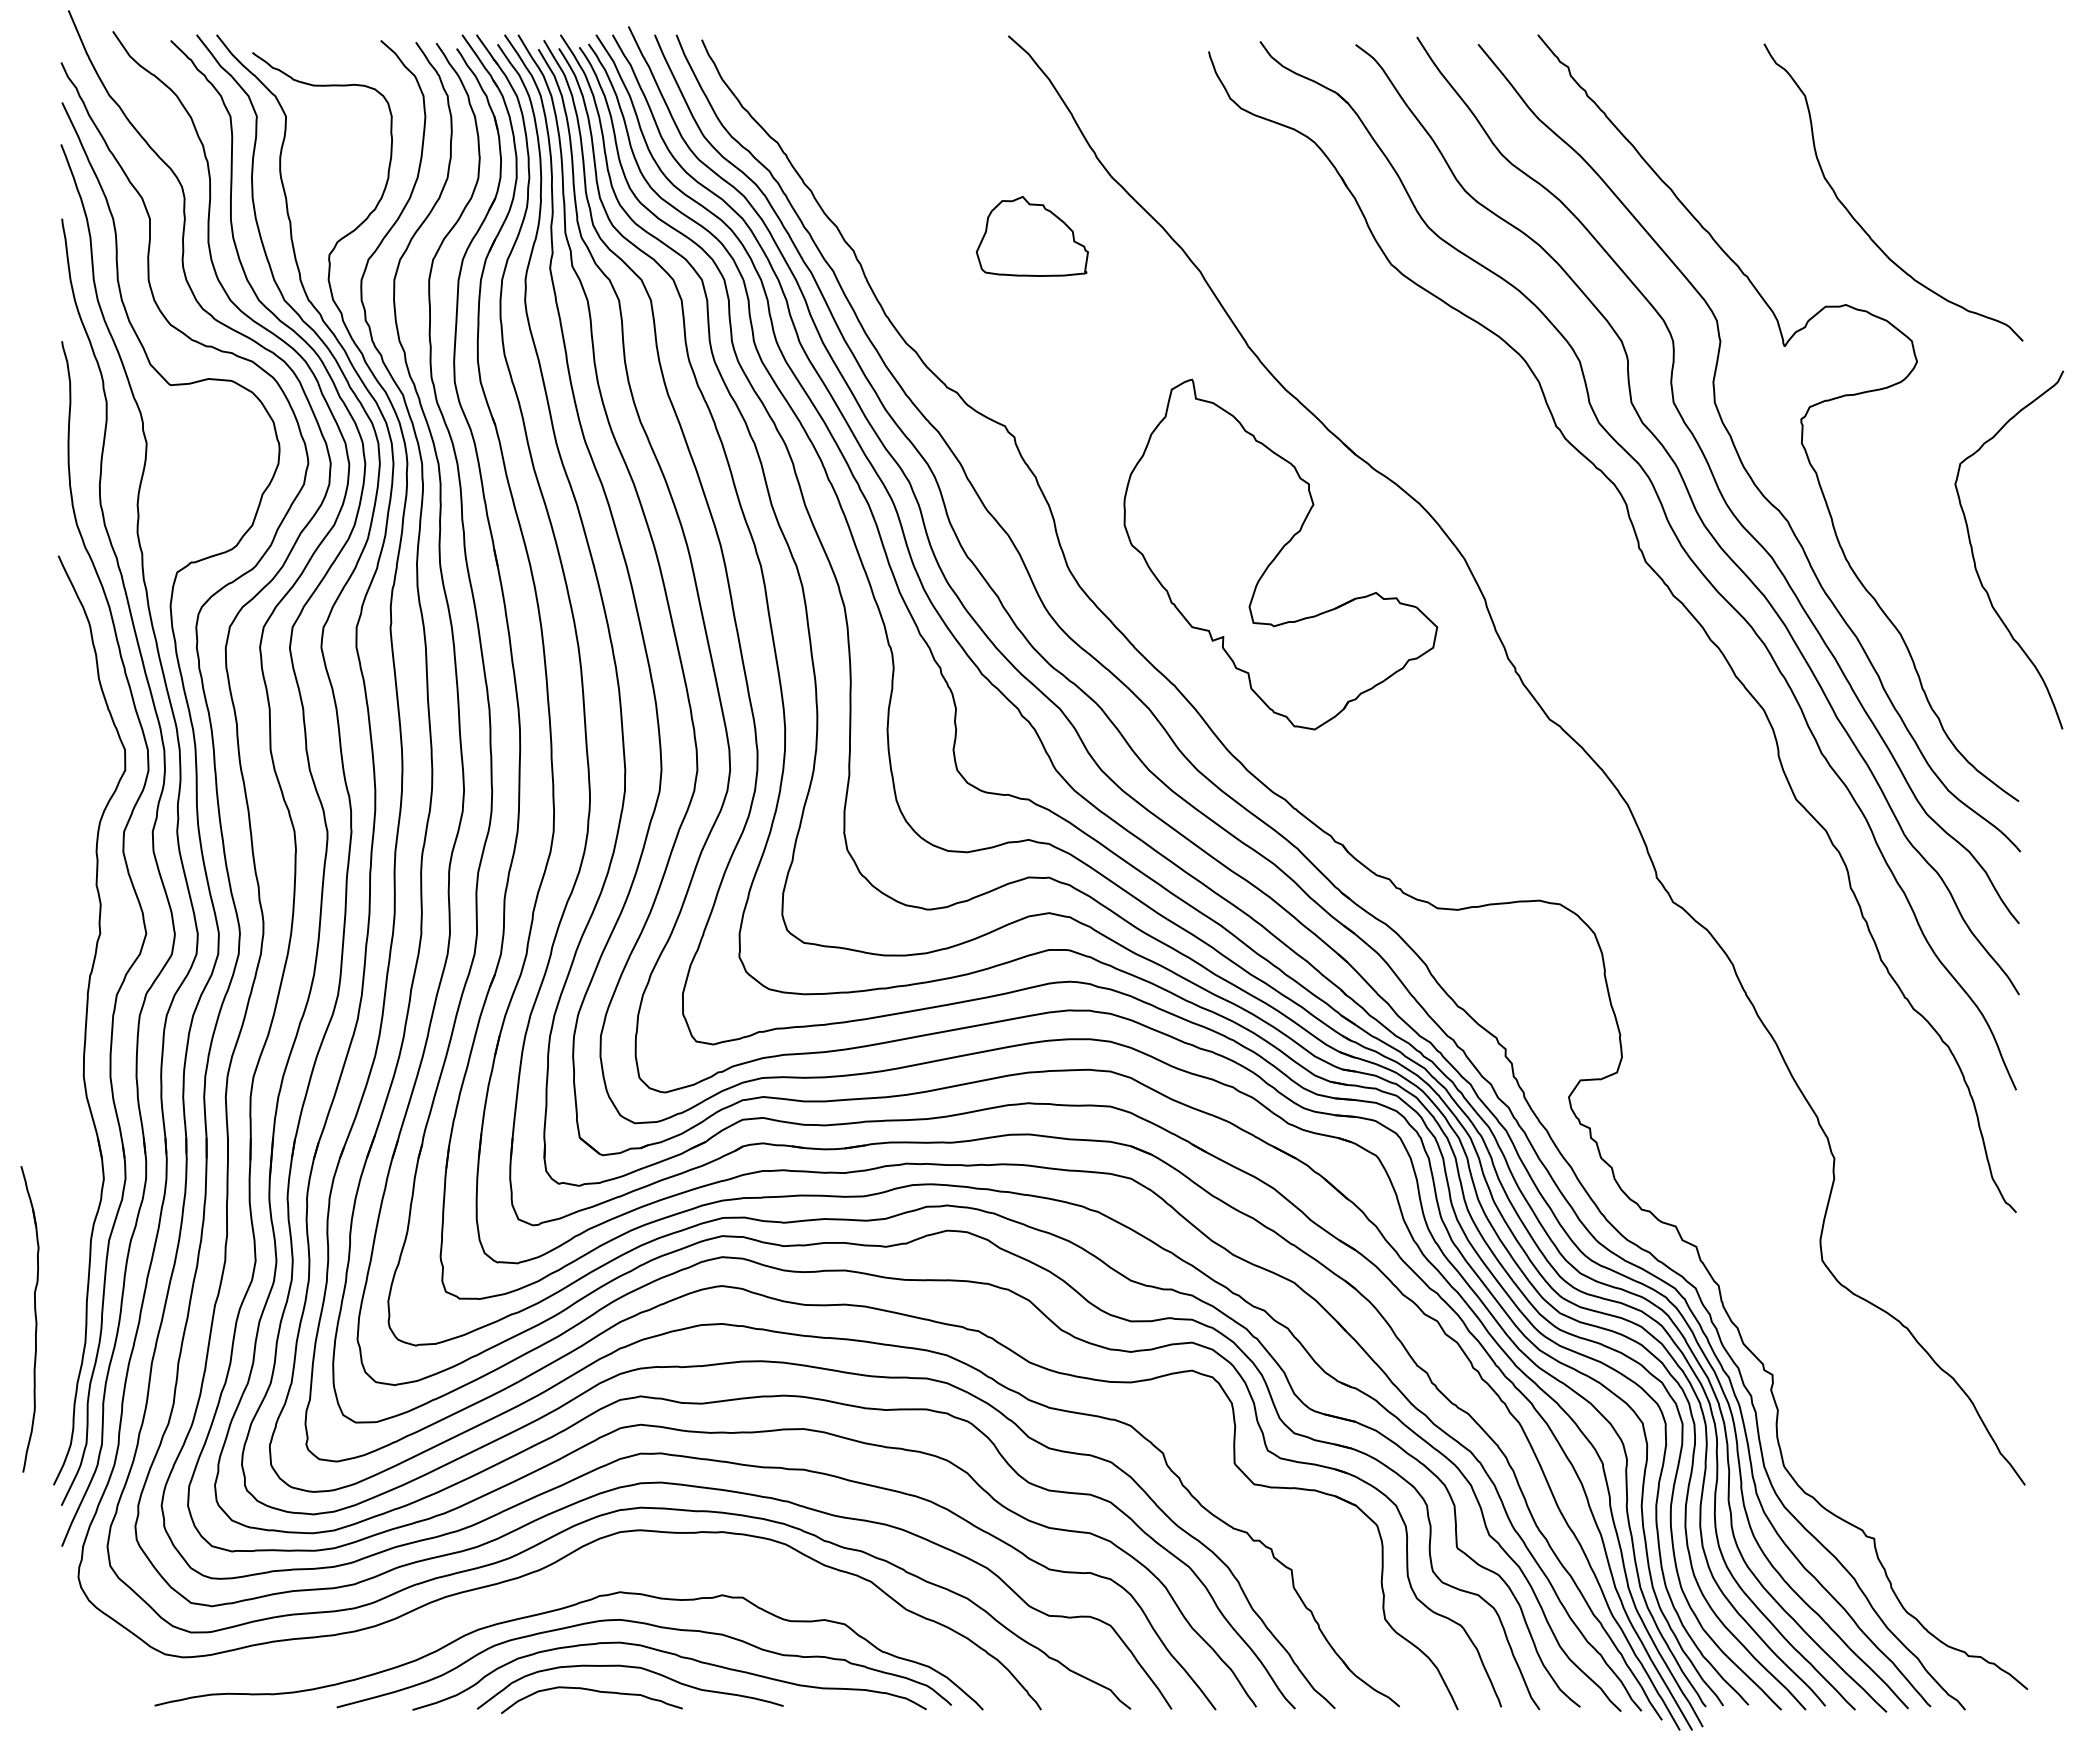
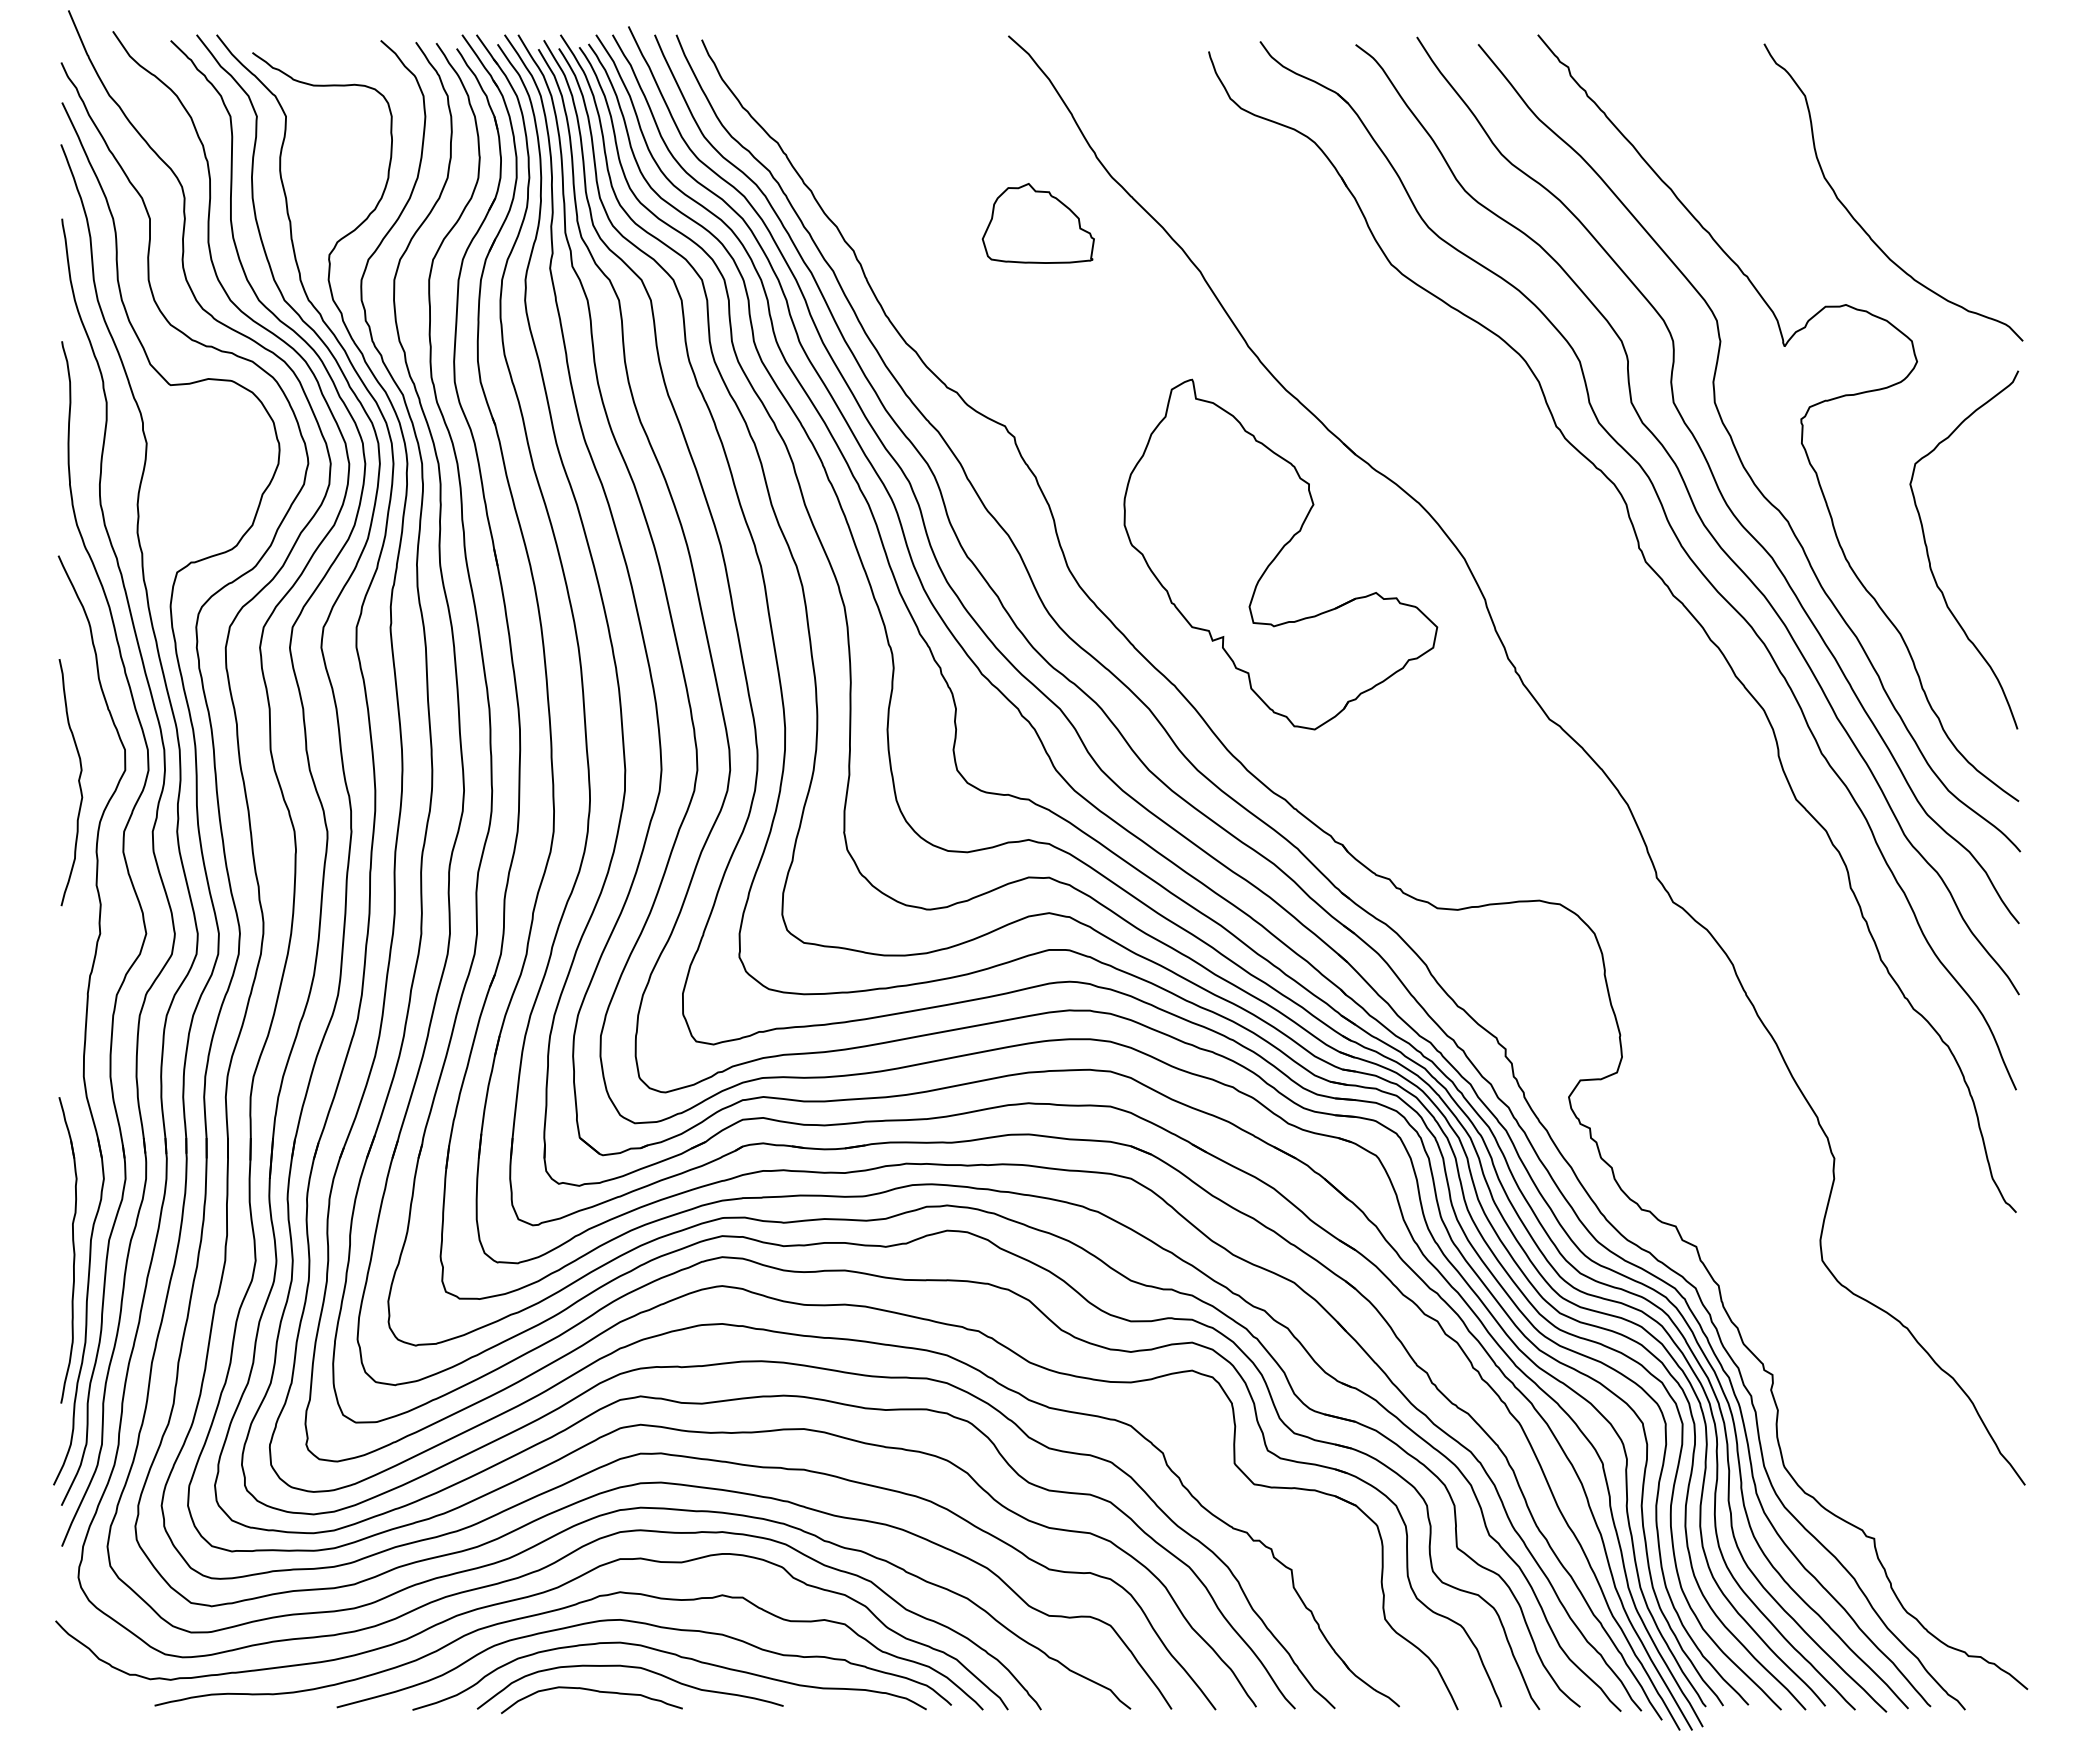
part position: (1031, 236) -> (1037, 223) (1037, 223)
curve position: (1974, 556) -> (1929, 556) (1929, 556)
curve: none -> present (78, 782)
part position: (29, 1319) -> (67, 1250) (67, 1250)
curve: none -> present (522, 1599)
